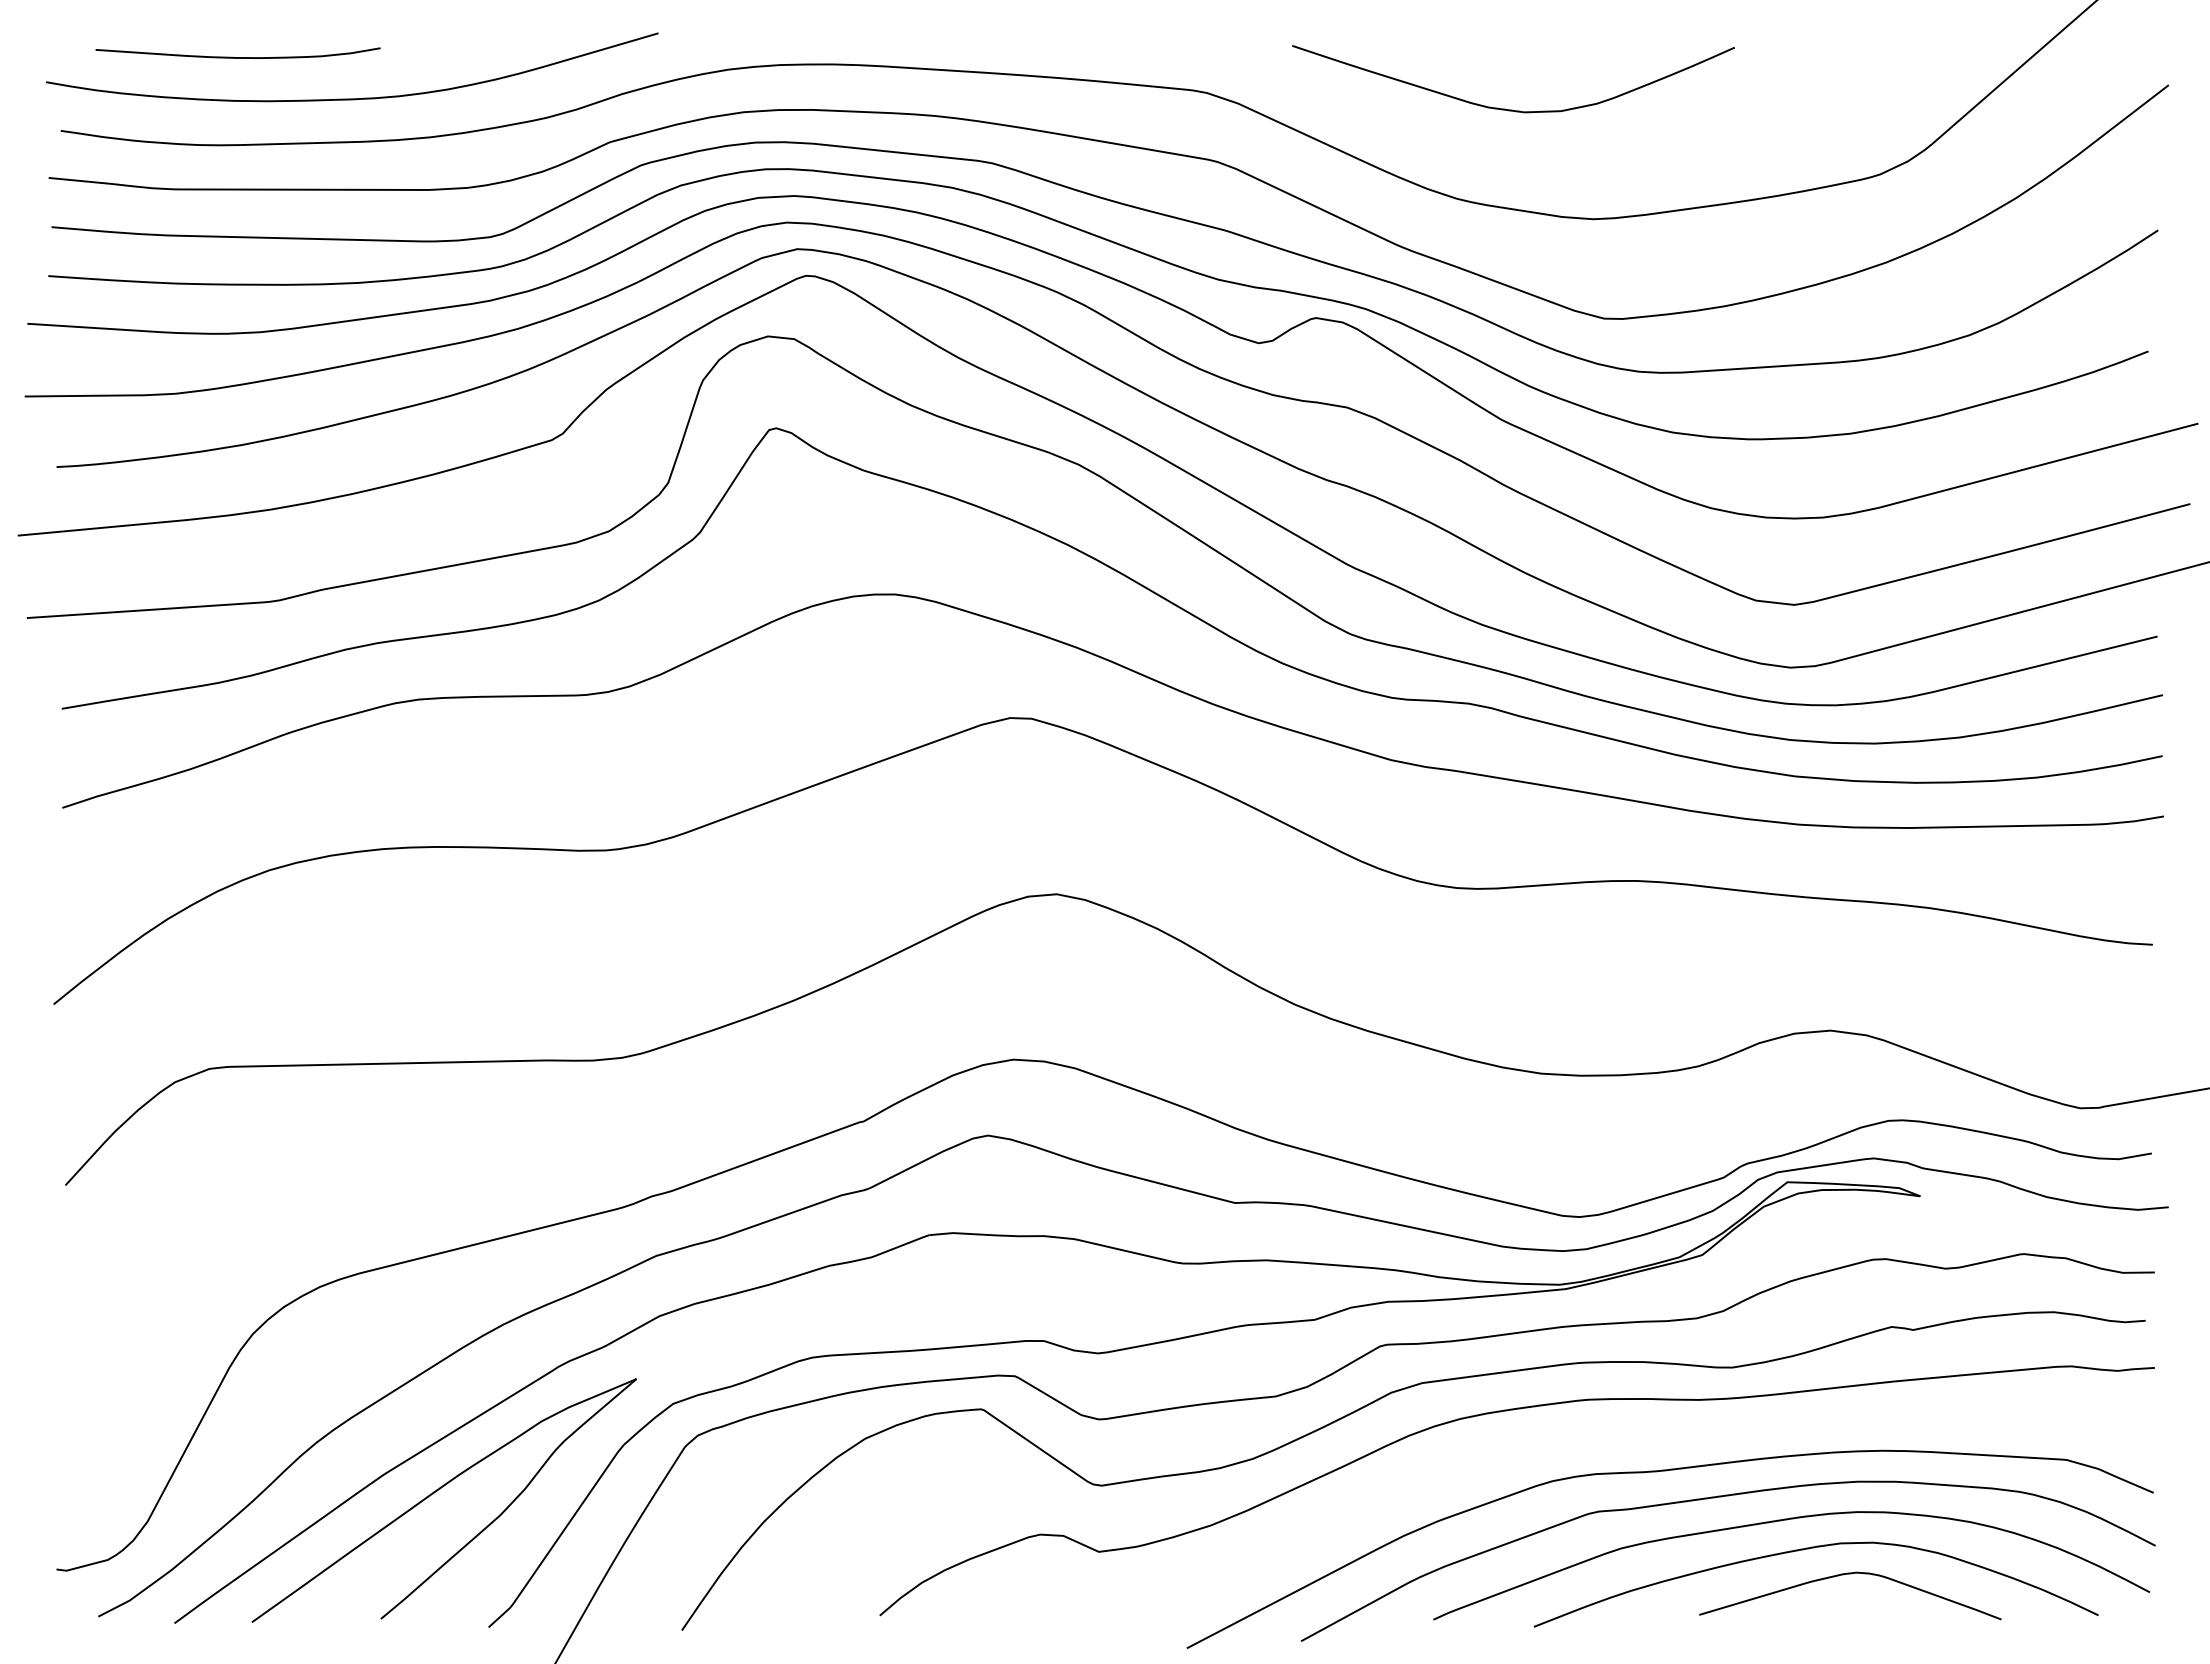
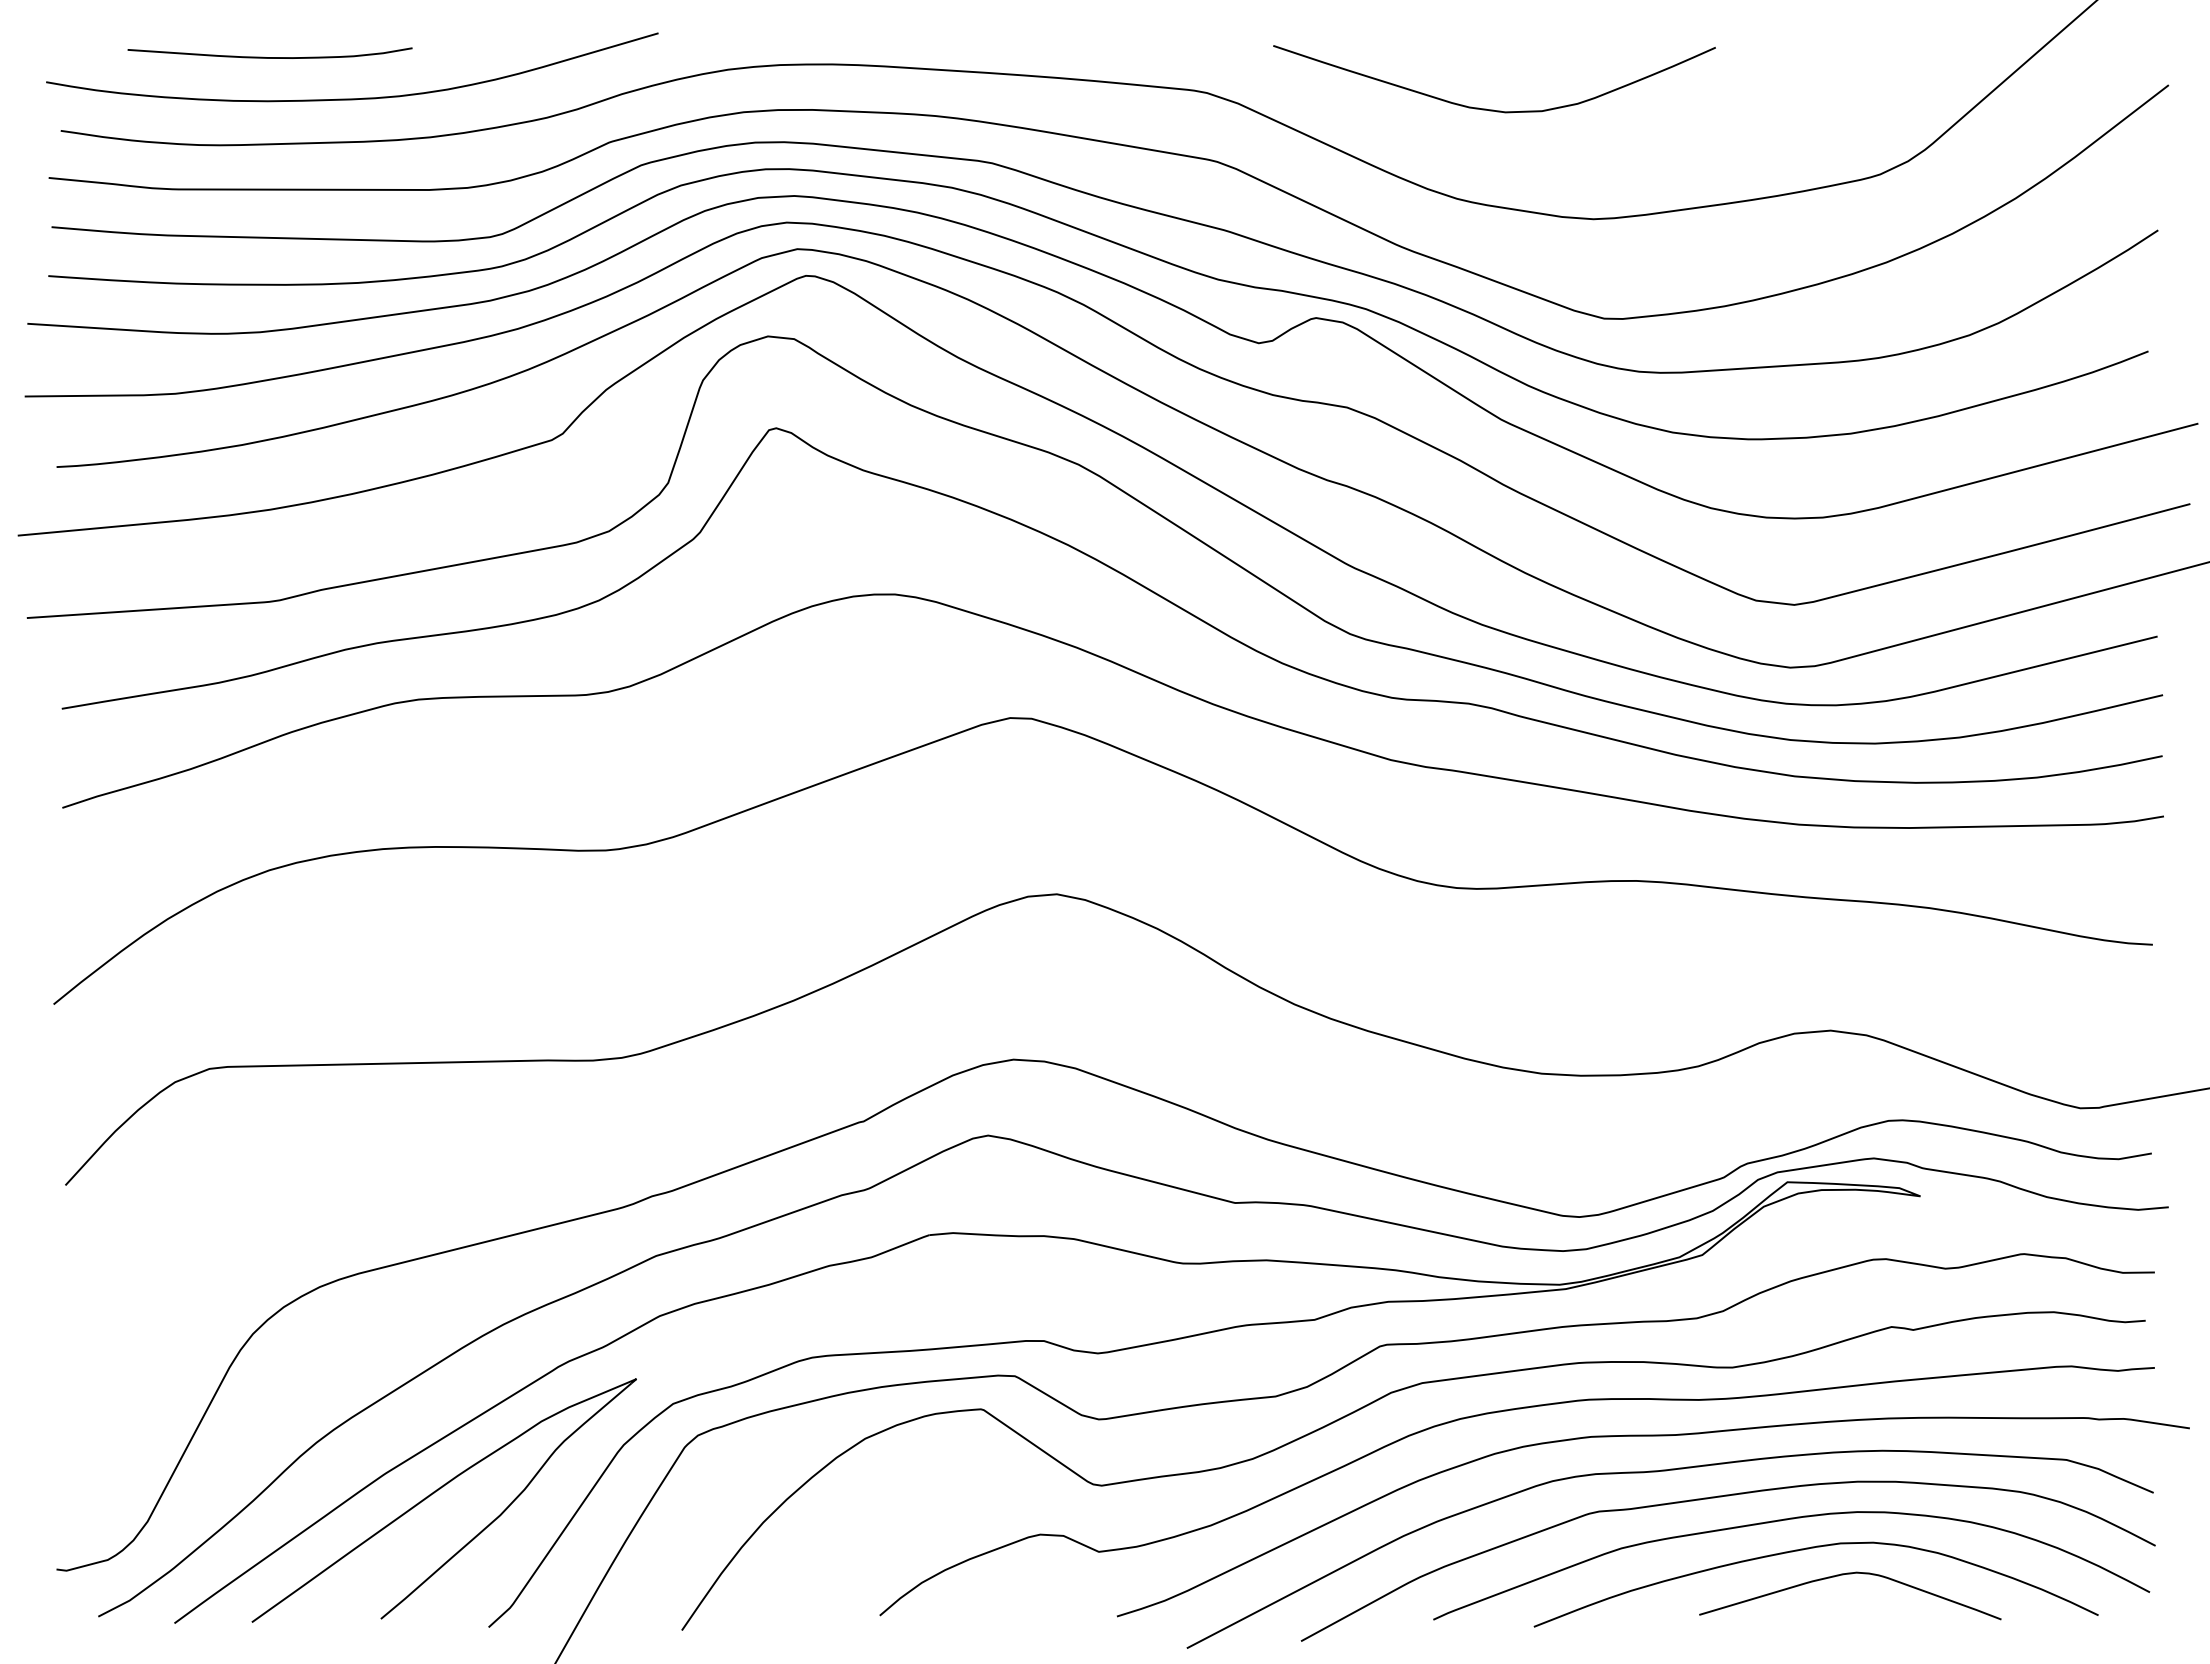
curve position: (237, 57) -> (269, 57) (269, 57)
curve position: (1512, 109) -> (1493, 109) (1493, 109)
curve: none -> present (1652, 1436)
